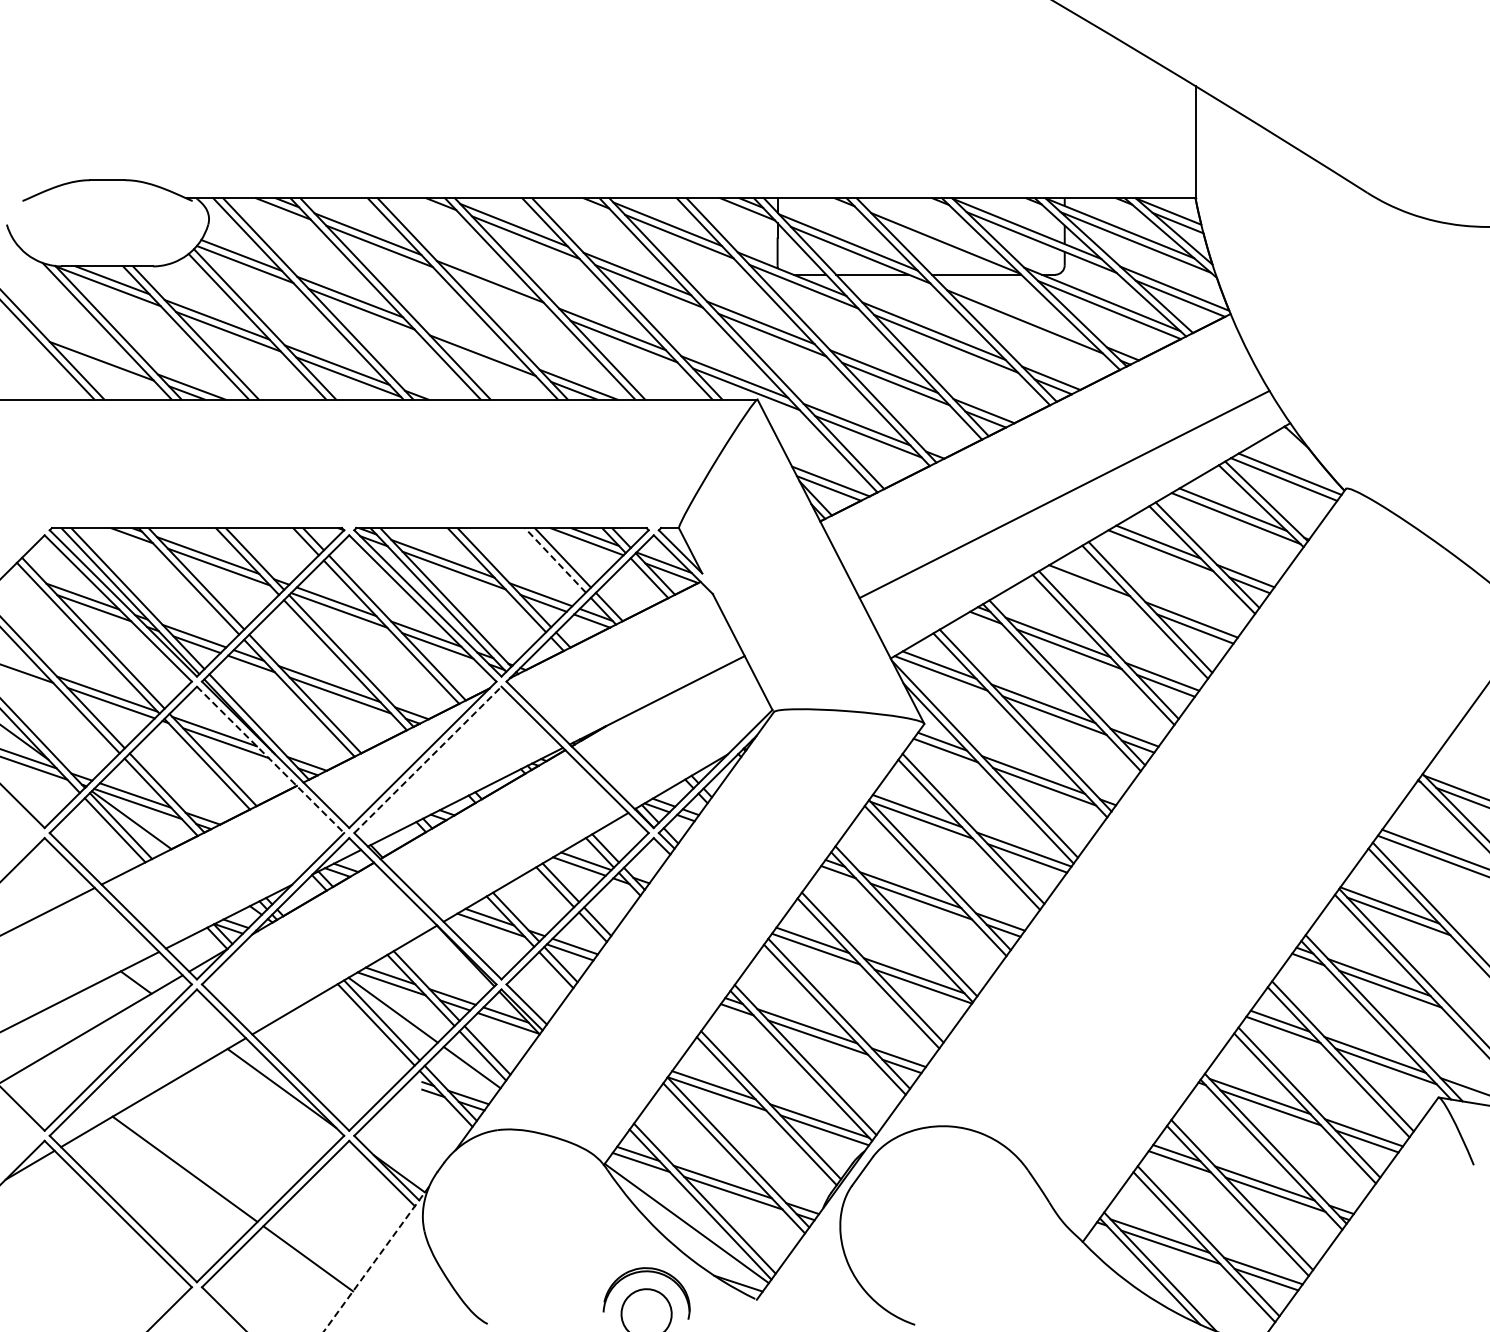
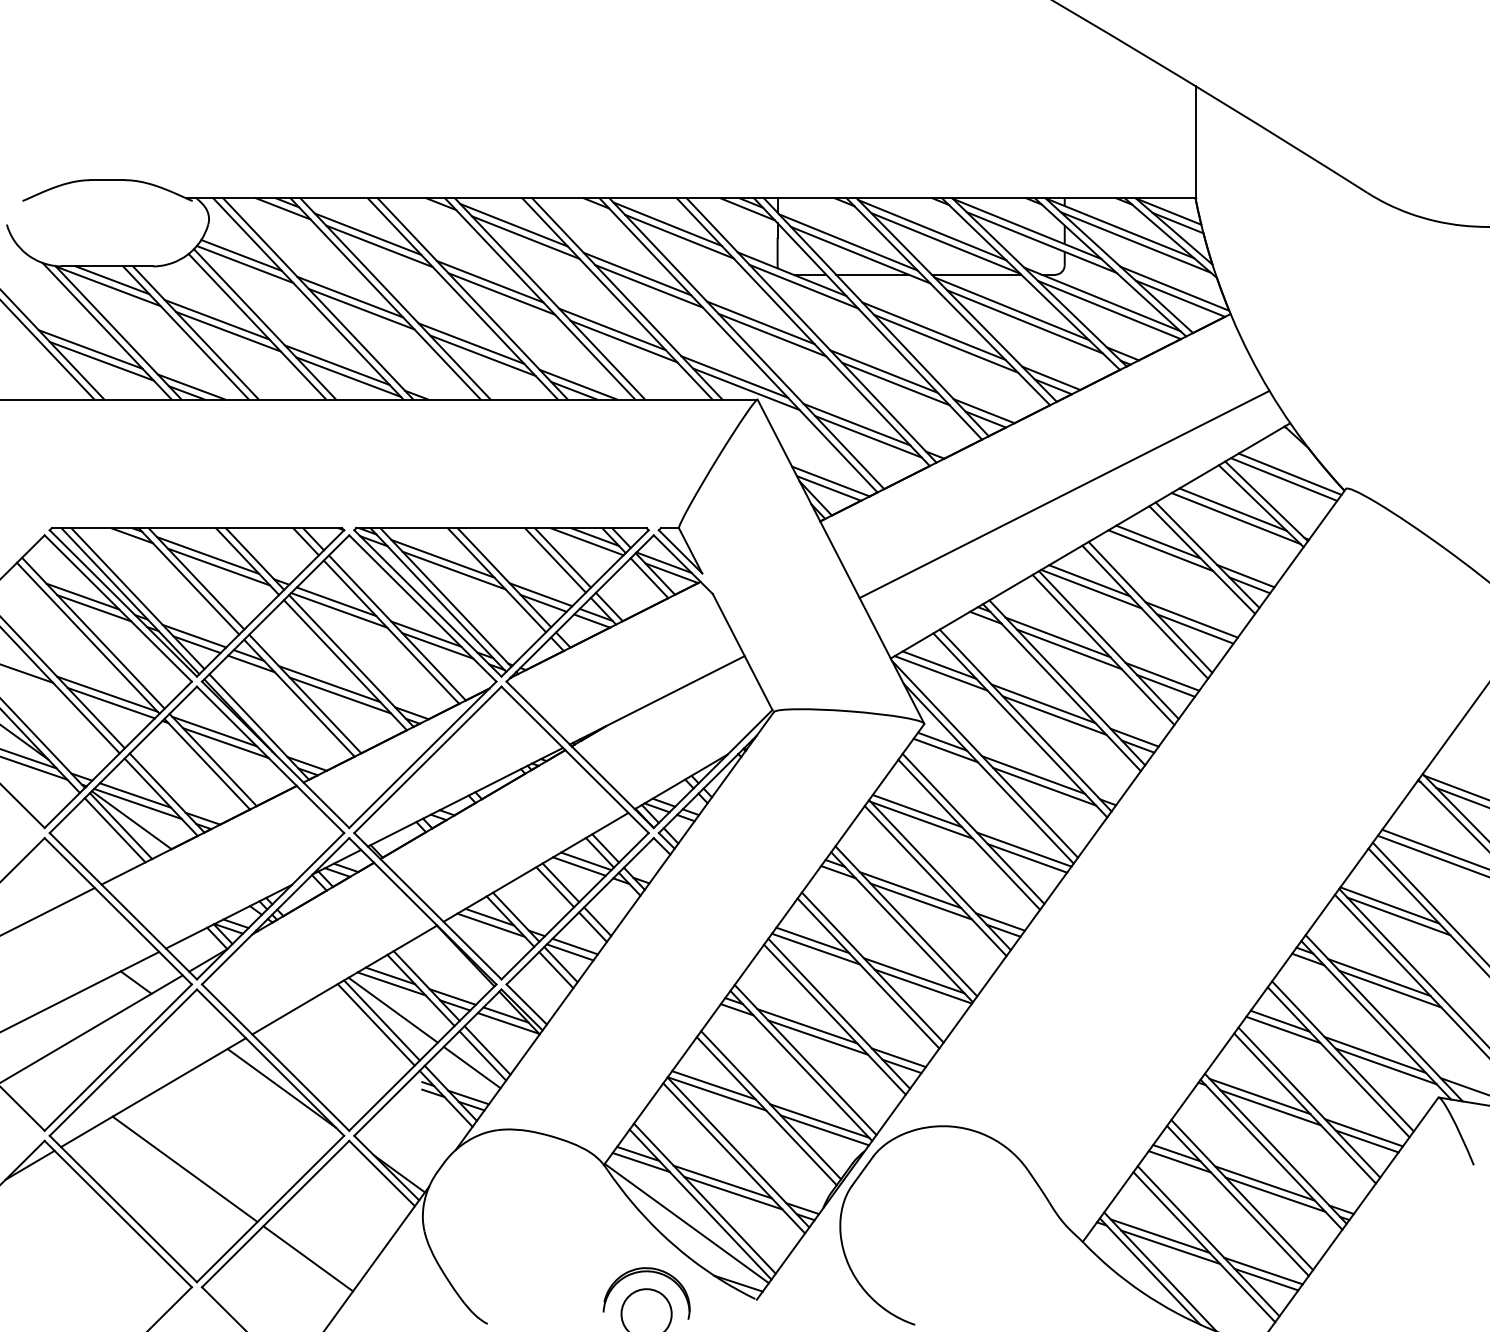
line: none -> present (932, 230)
line: none -> present (501, 293)
line: none -> present (1011, 308)
line: none -> present (471, 343)
line: none -> present (90, 349)
line: dashed -> solid (555, 560)
line: none -> present (1091, 588)
line: dashed -> solid (270, 759)
line: dashed -> solid (427, 759)
line: dashed -> solid (376, 1259)
